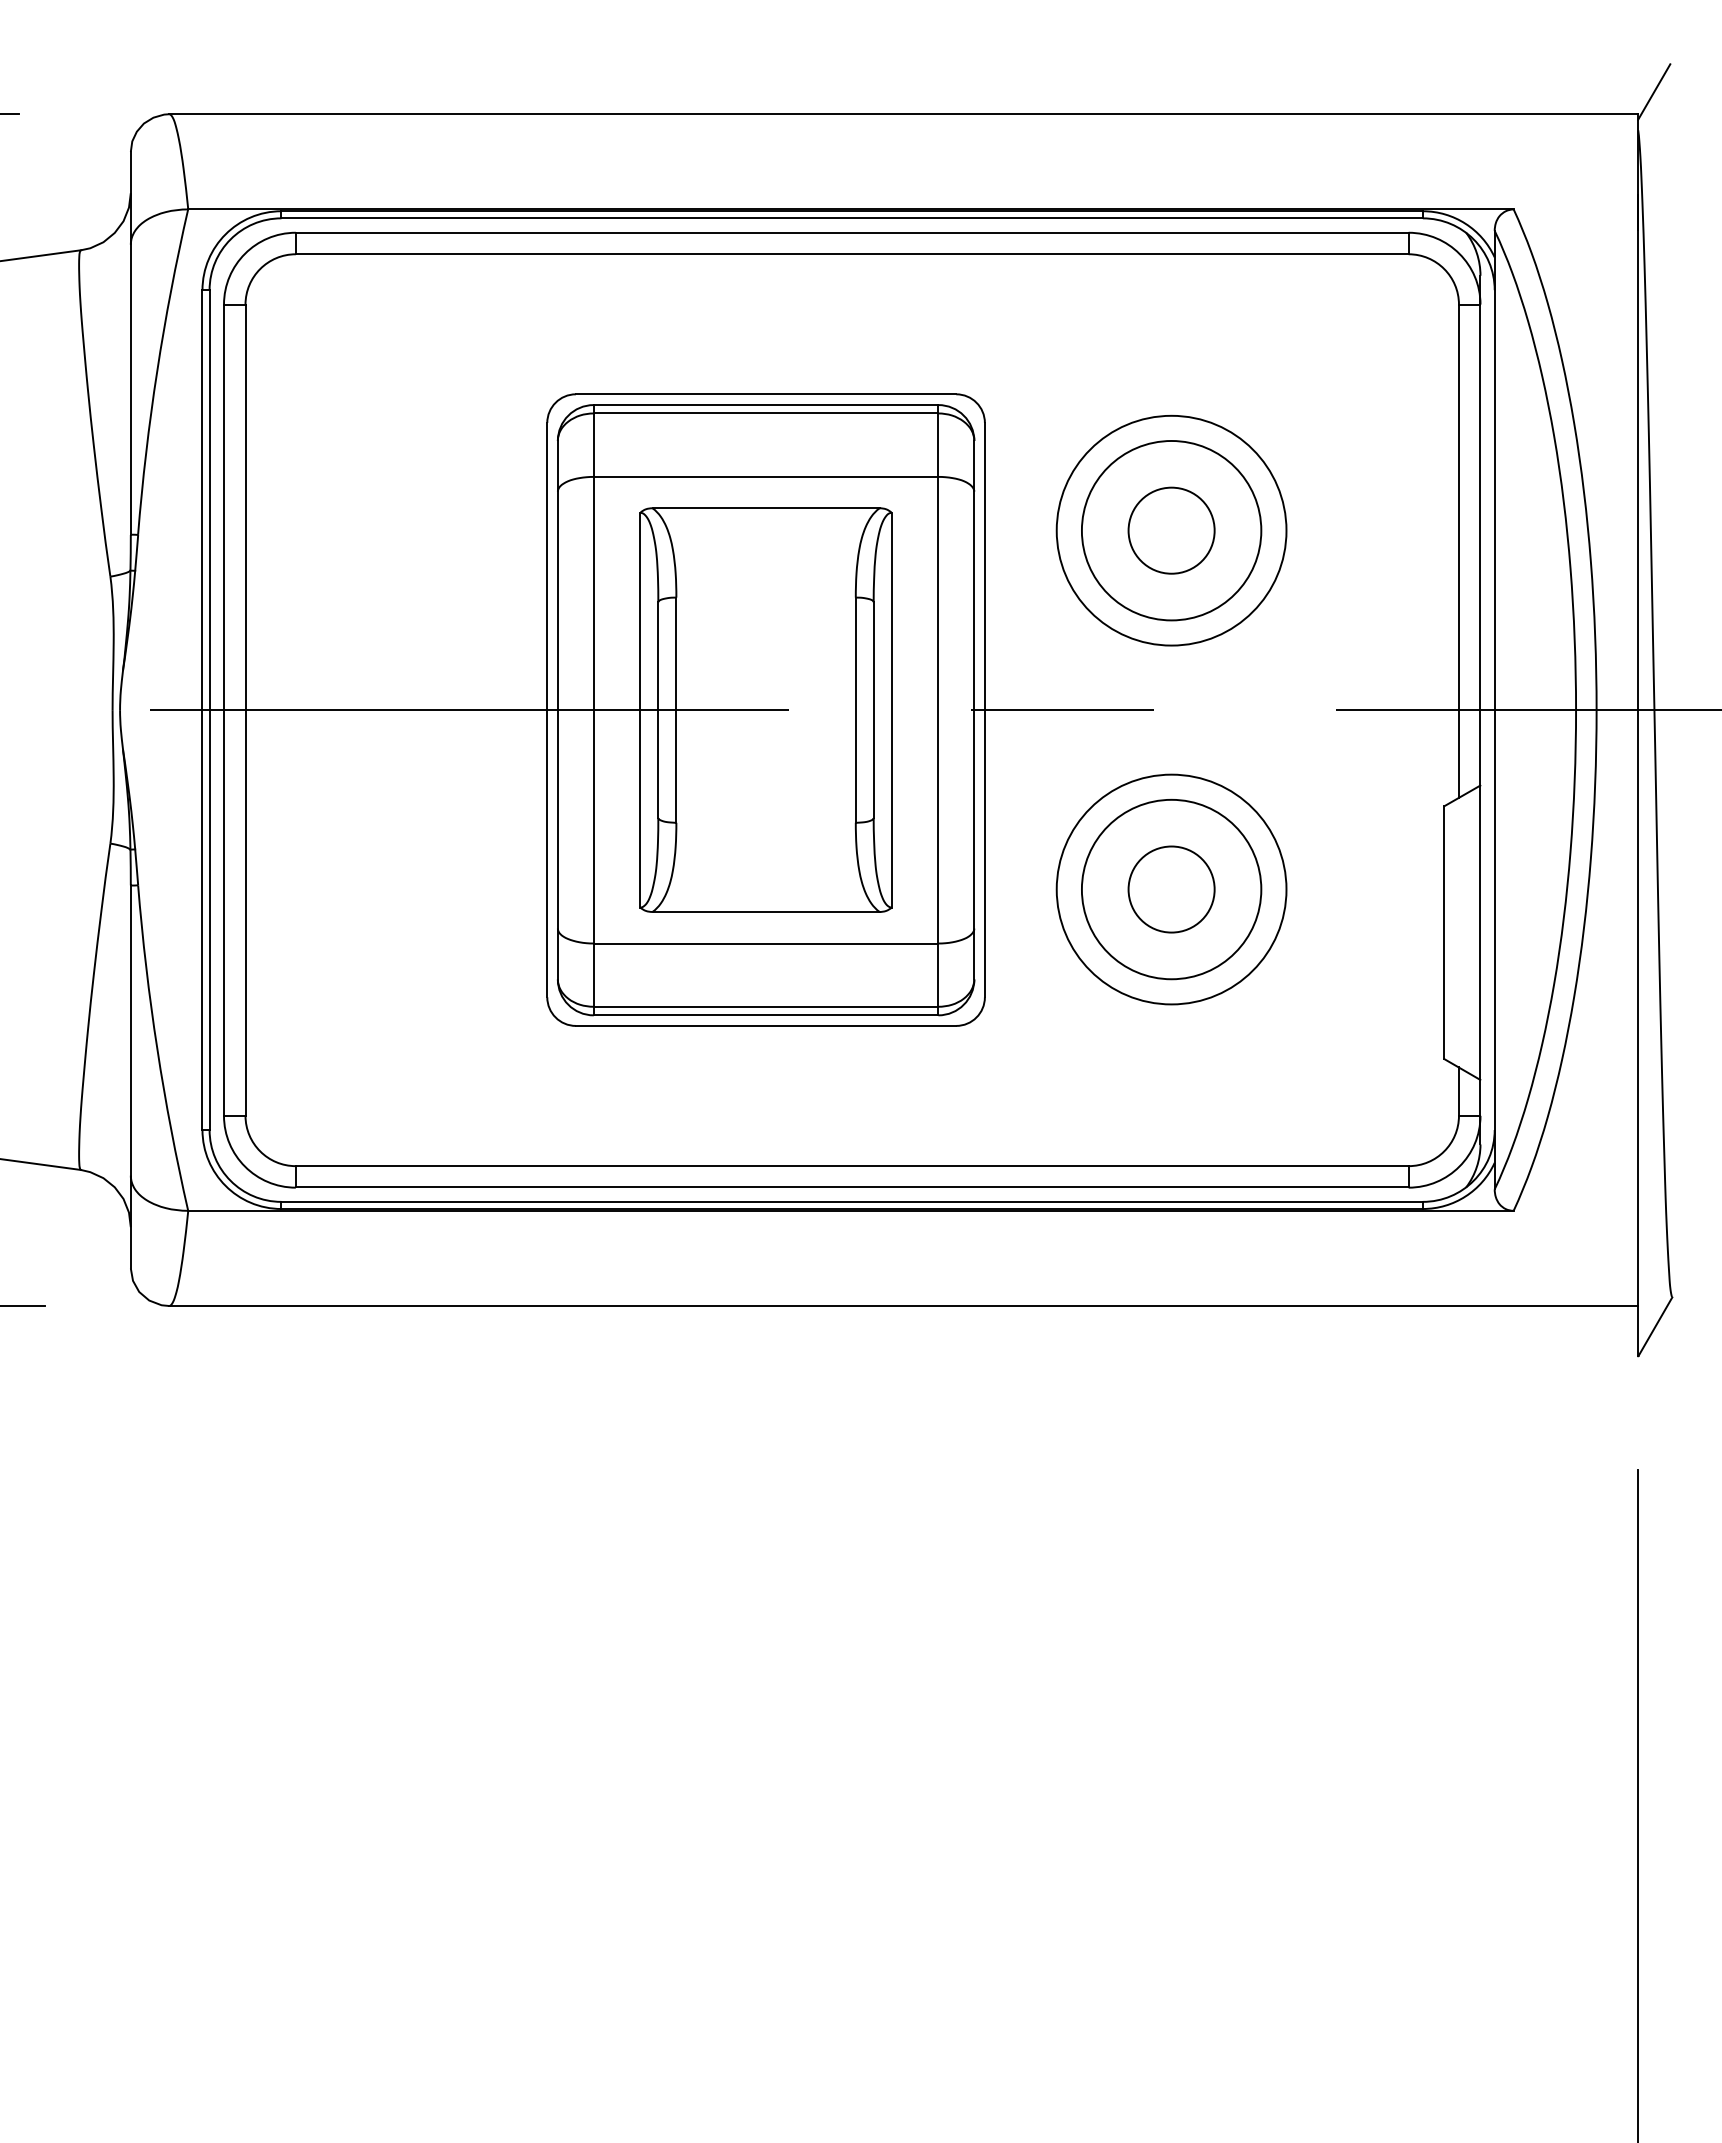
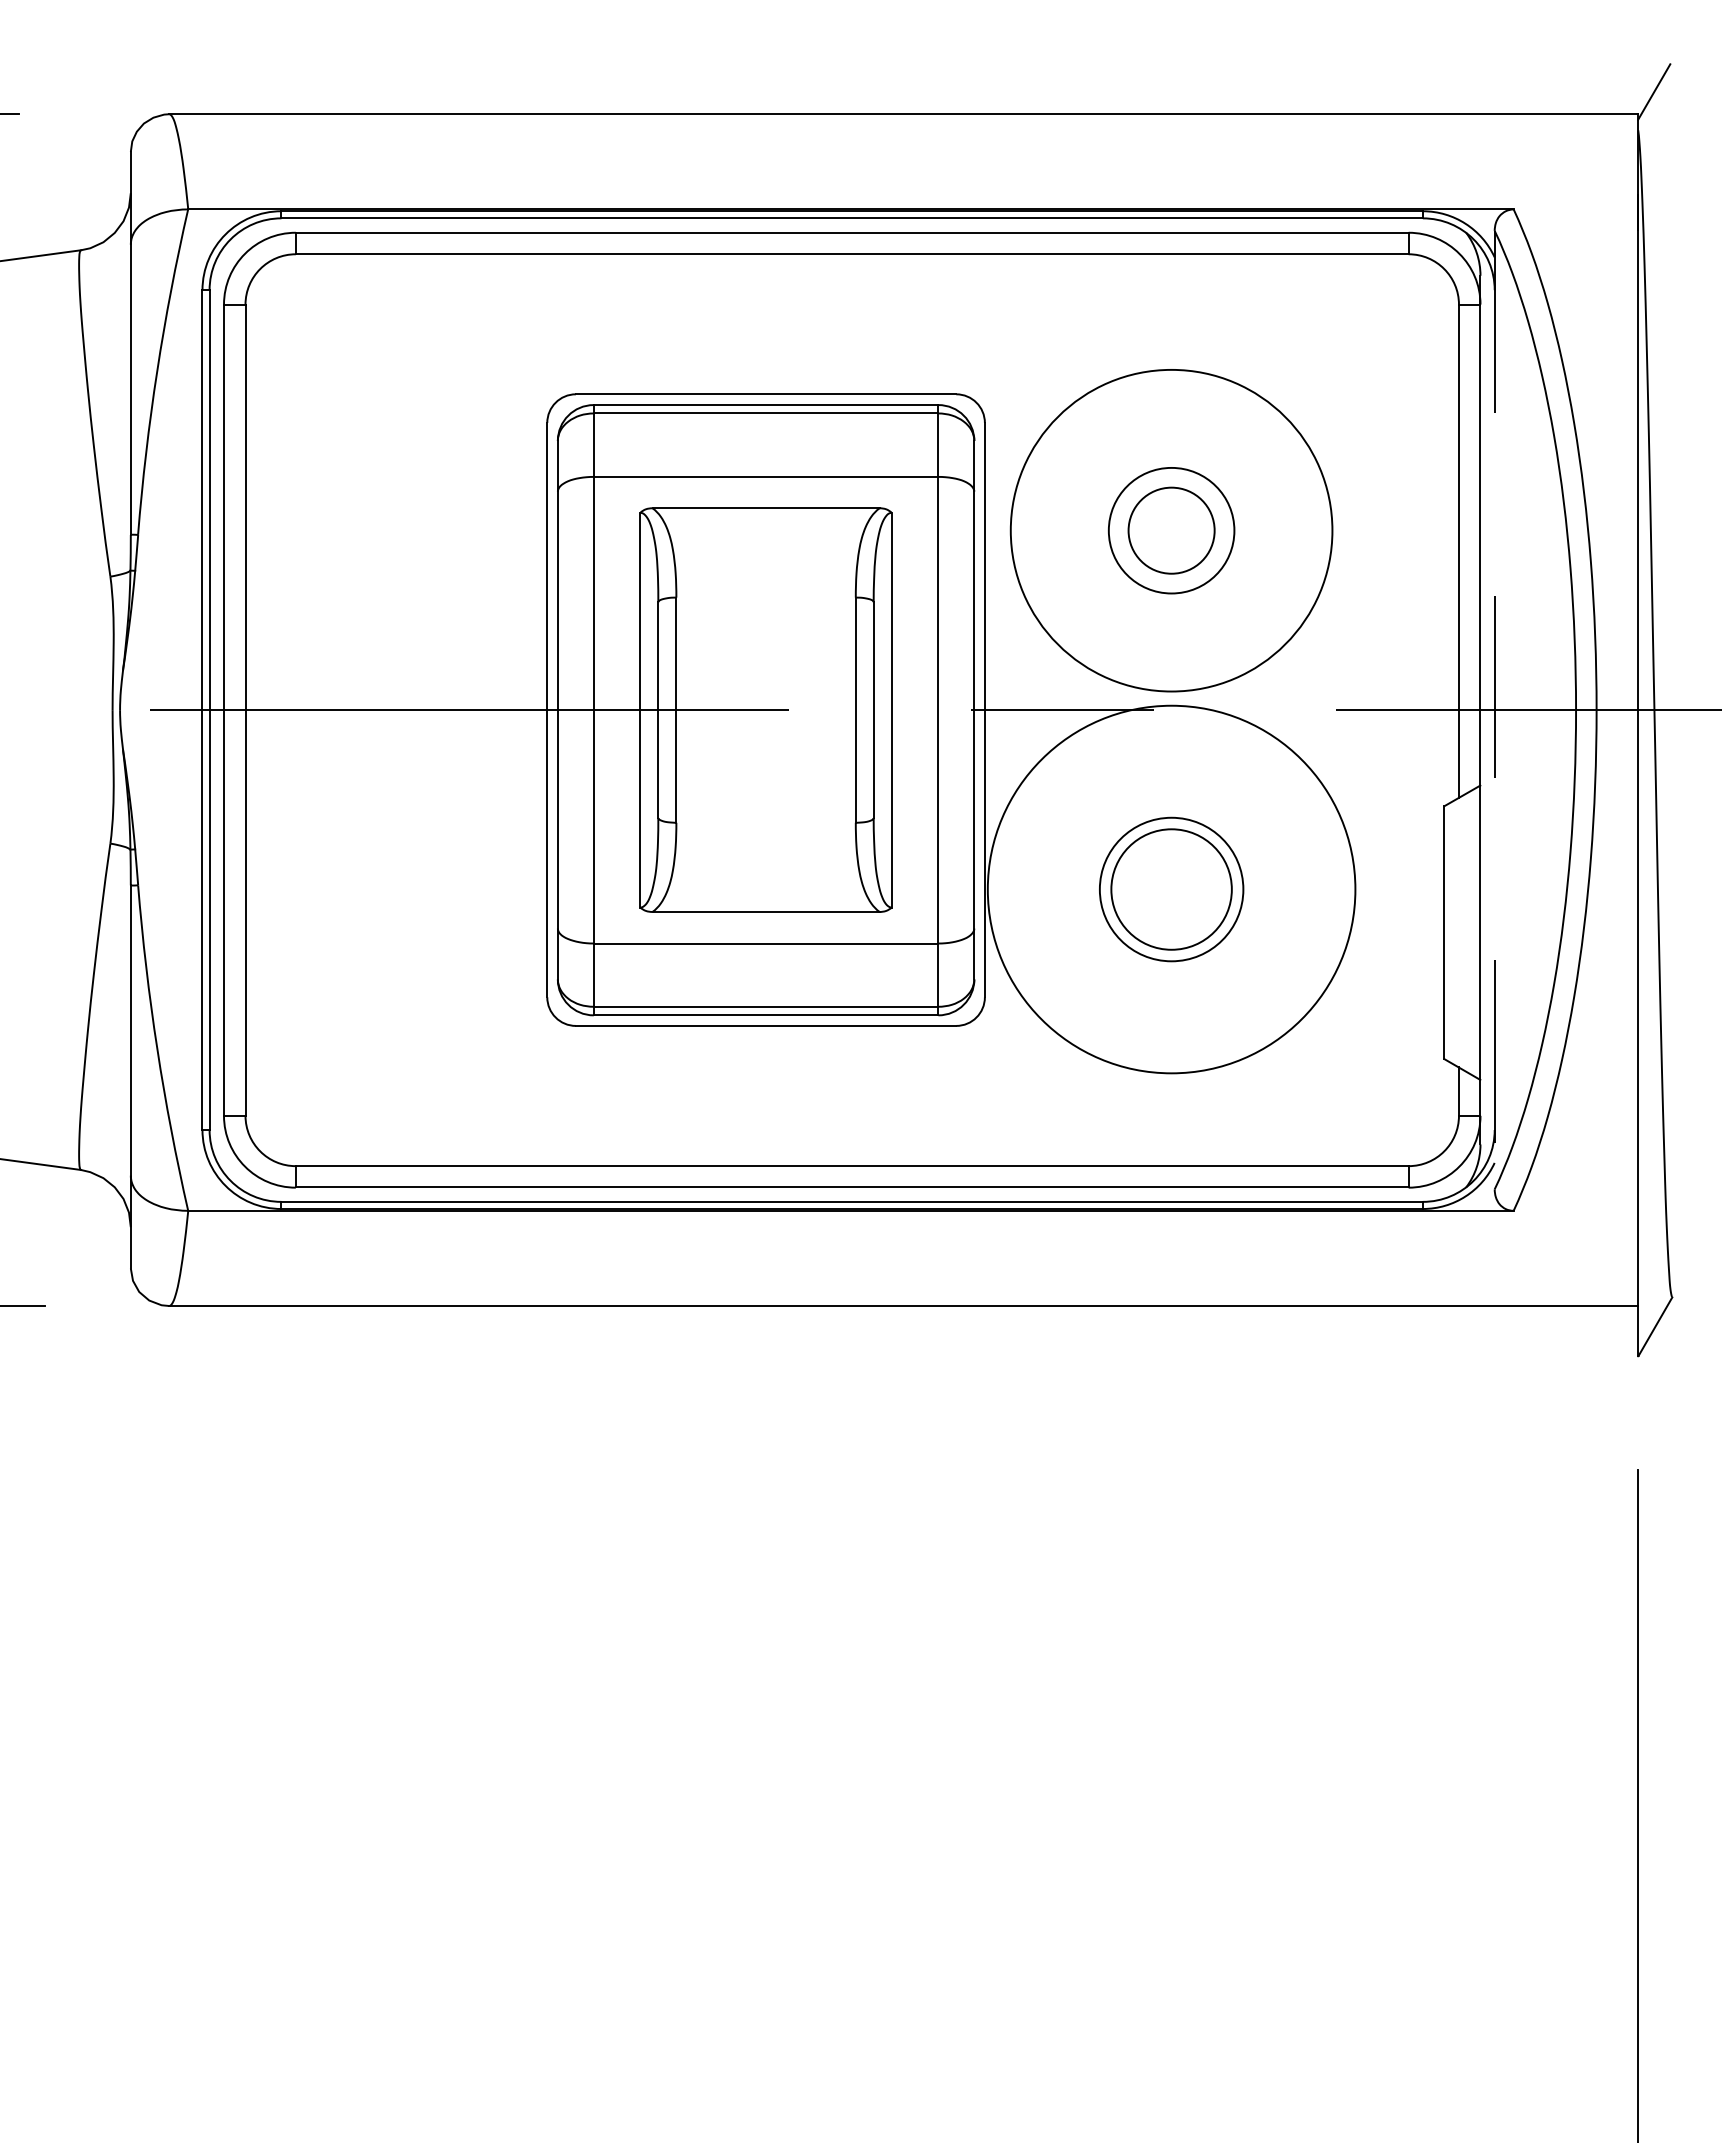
circle diameter: 179 px -> 126 px (1171, 530)
circle diameter: 230 px -> 322 px (1171, 530)
line: solid -> dashed (1494, 710)
circle diameter: 179 px -> 144 px (1171, 889)
circle diameter: 230 px -> 368 px (1171, 889)
circle diameter: 86 px -> 120 px (1171, 889)
